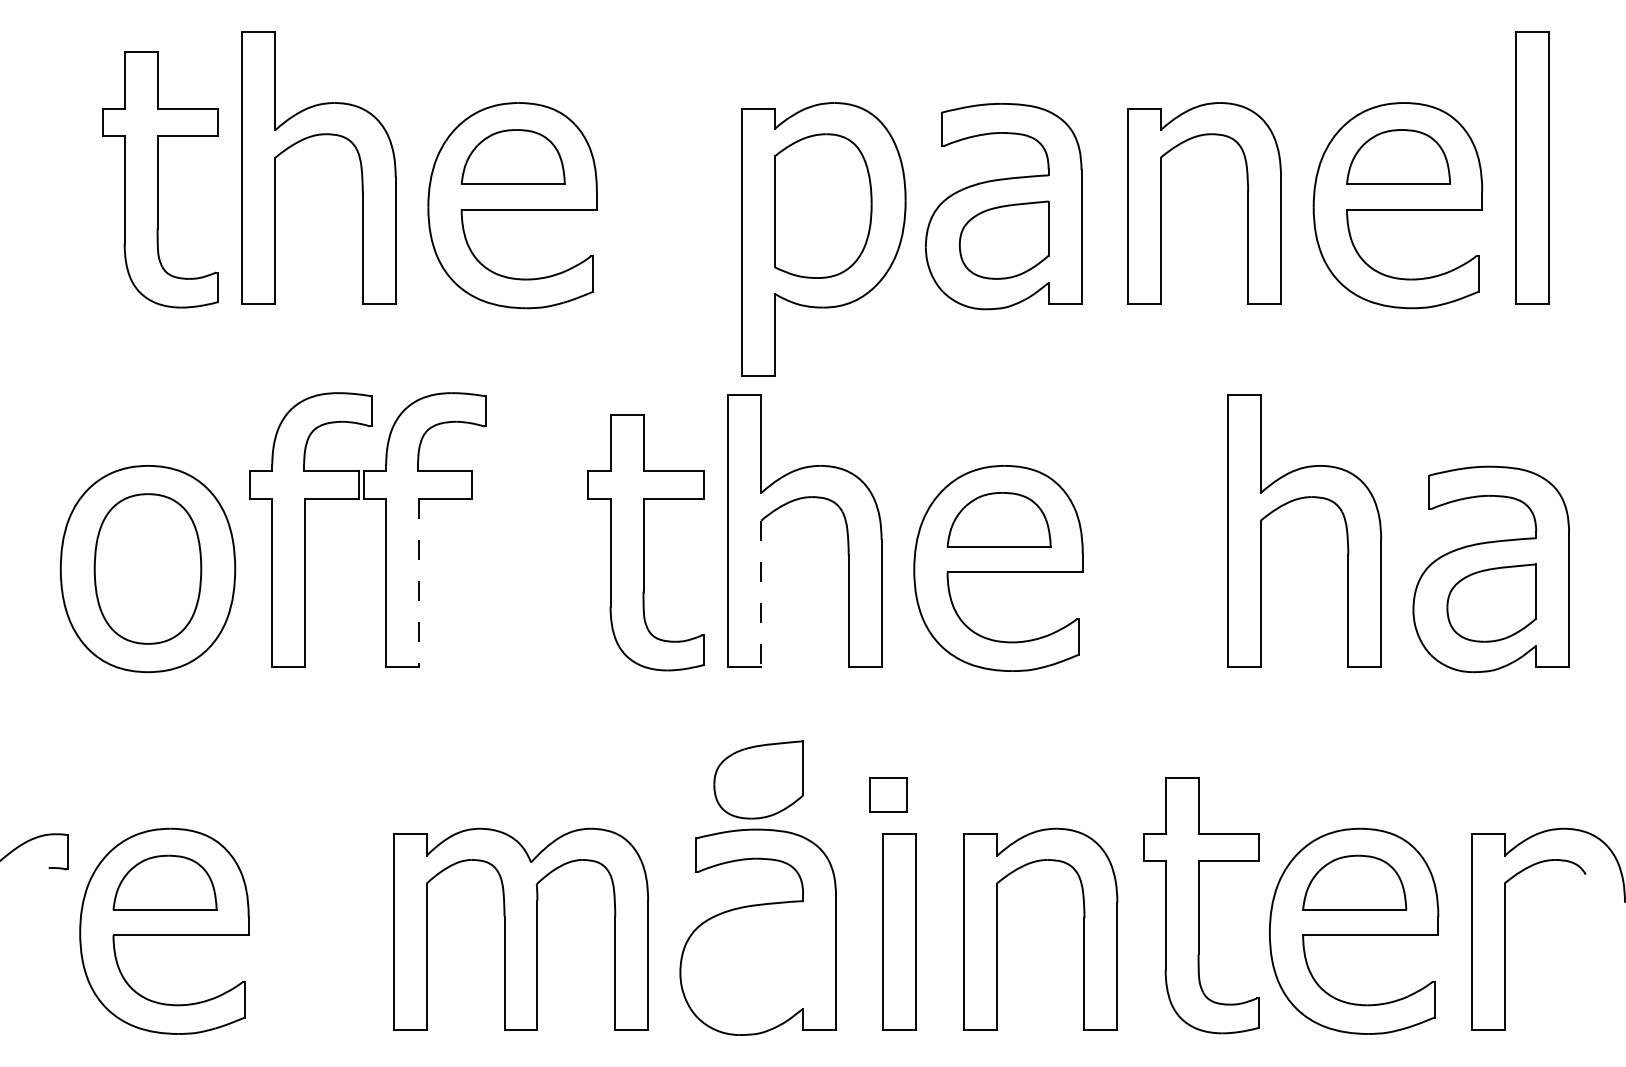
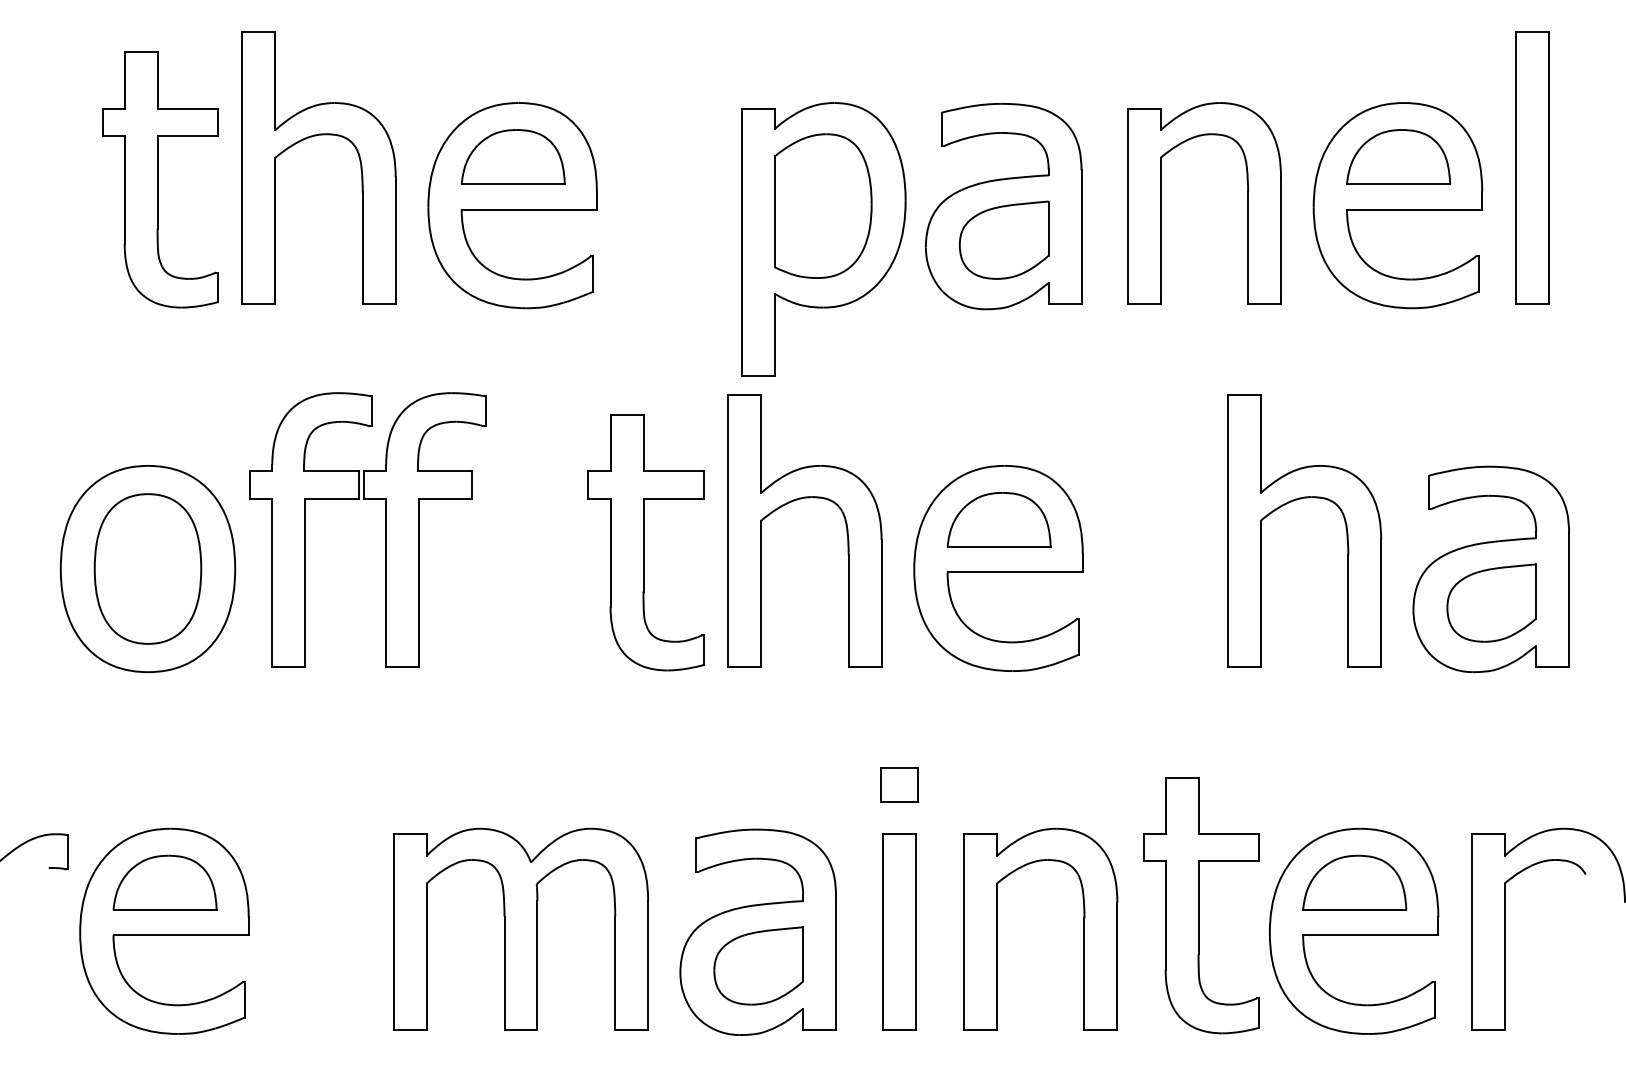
line: dashed -> solid (419, 583)
line: dashed -> solid (761, 593)
part position: (758, 779) -> (758, 965) (758, 965)
part position: (888, 794) -> (899, 784) (899, 784)
